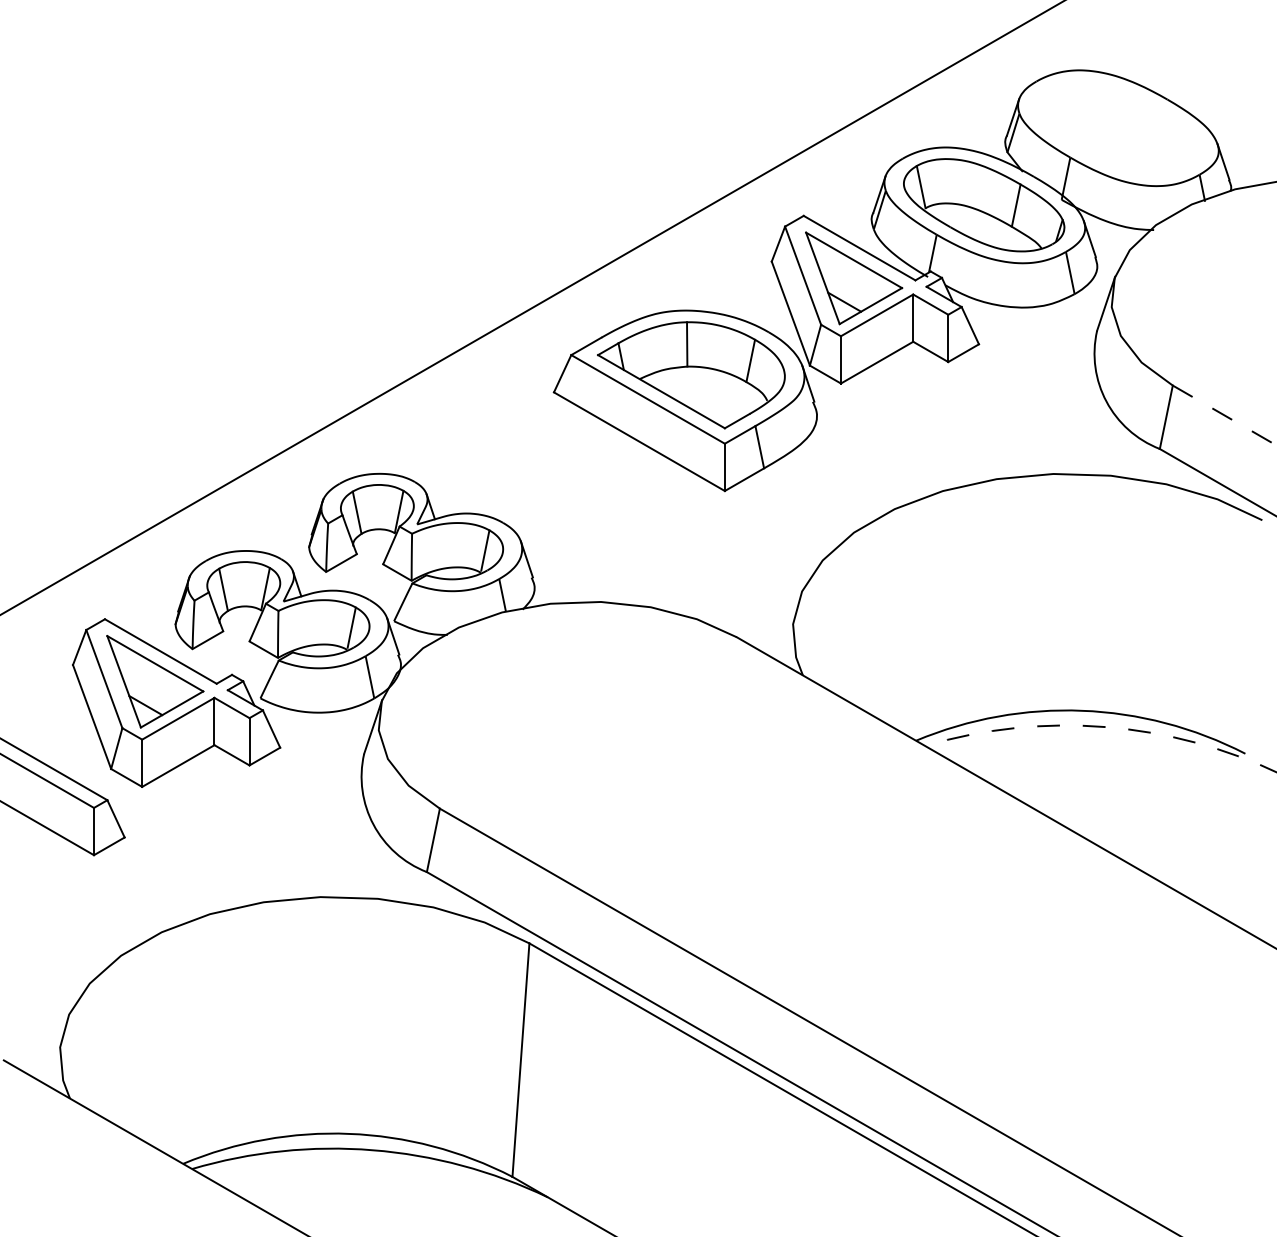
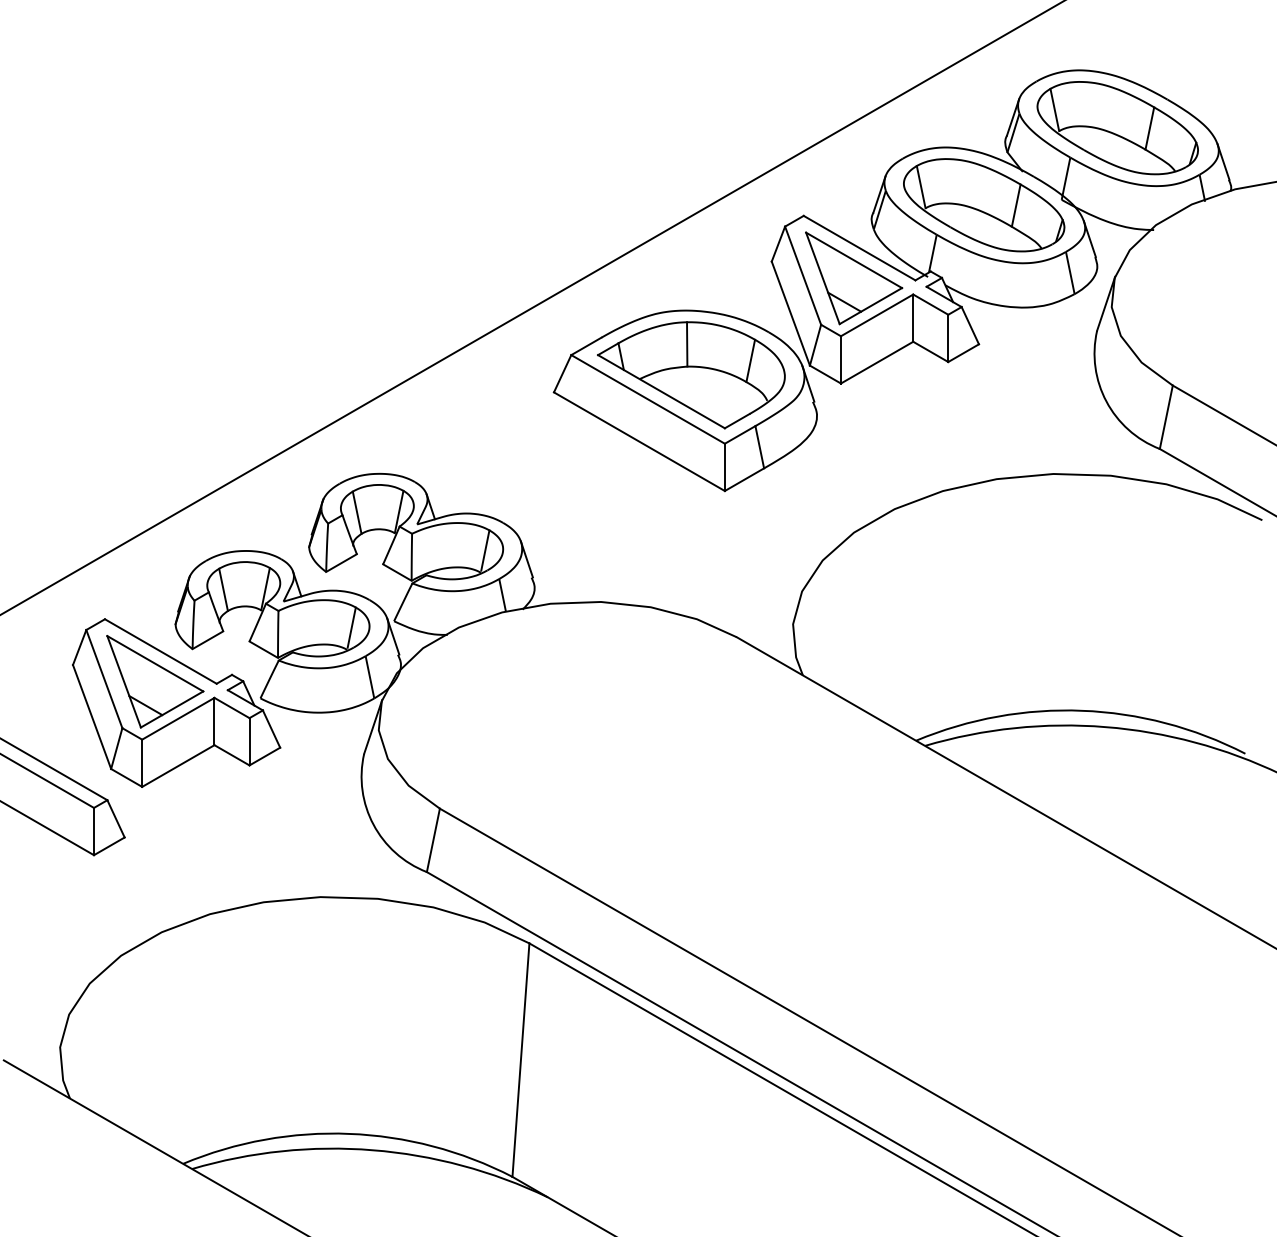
part: none -> present (1117, 128)
line: dashed -> solid (1224, 415)
arc: dashed -> solid (1103, 726)
